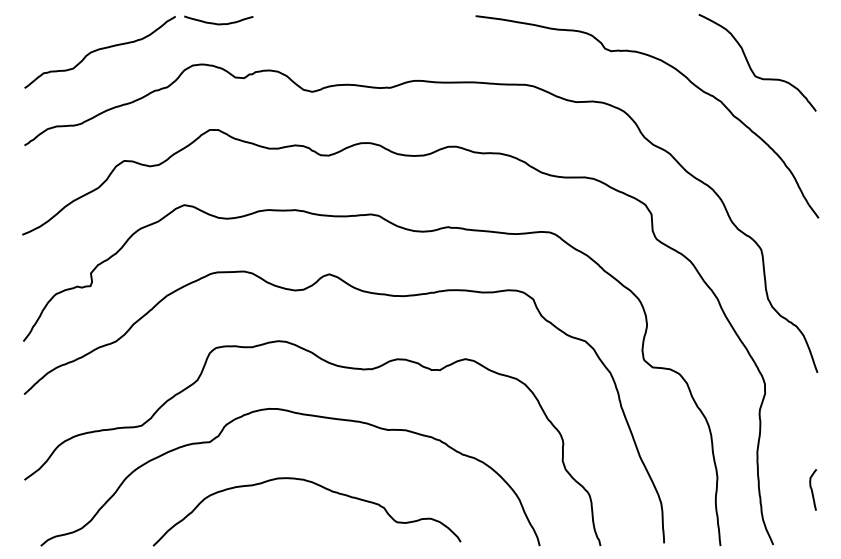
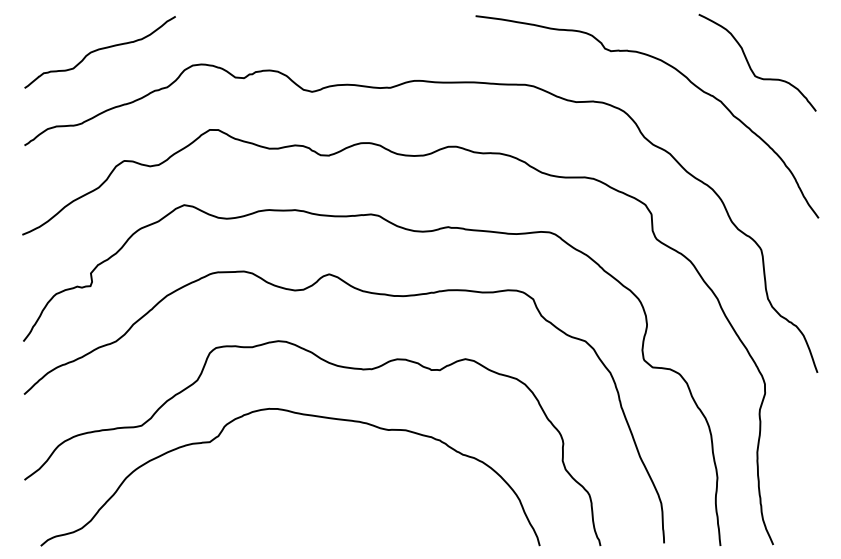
curve: present -> none (218, 23)
curve: present -> none (316, 485)
curve: present -> none (812, 489)
